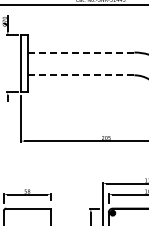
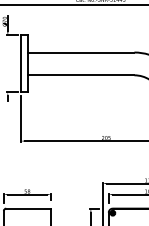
line: dashed -> solid (80, 52)
line: dashed -> solid (80, 75)
